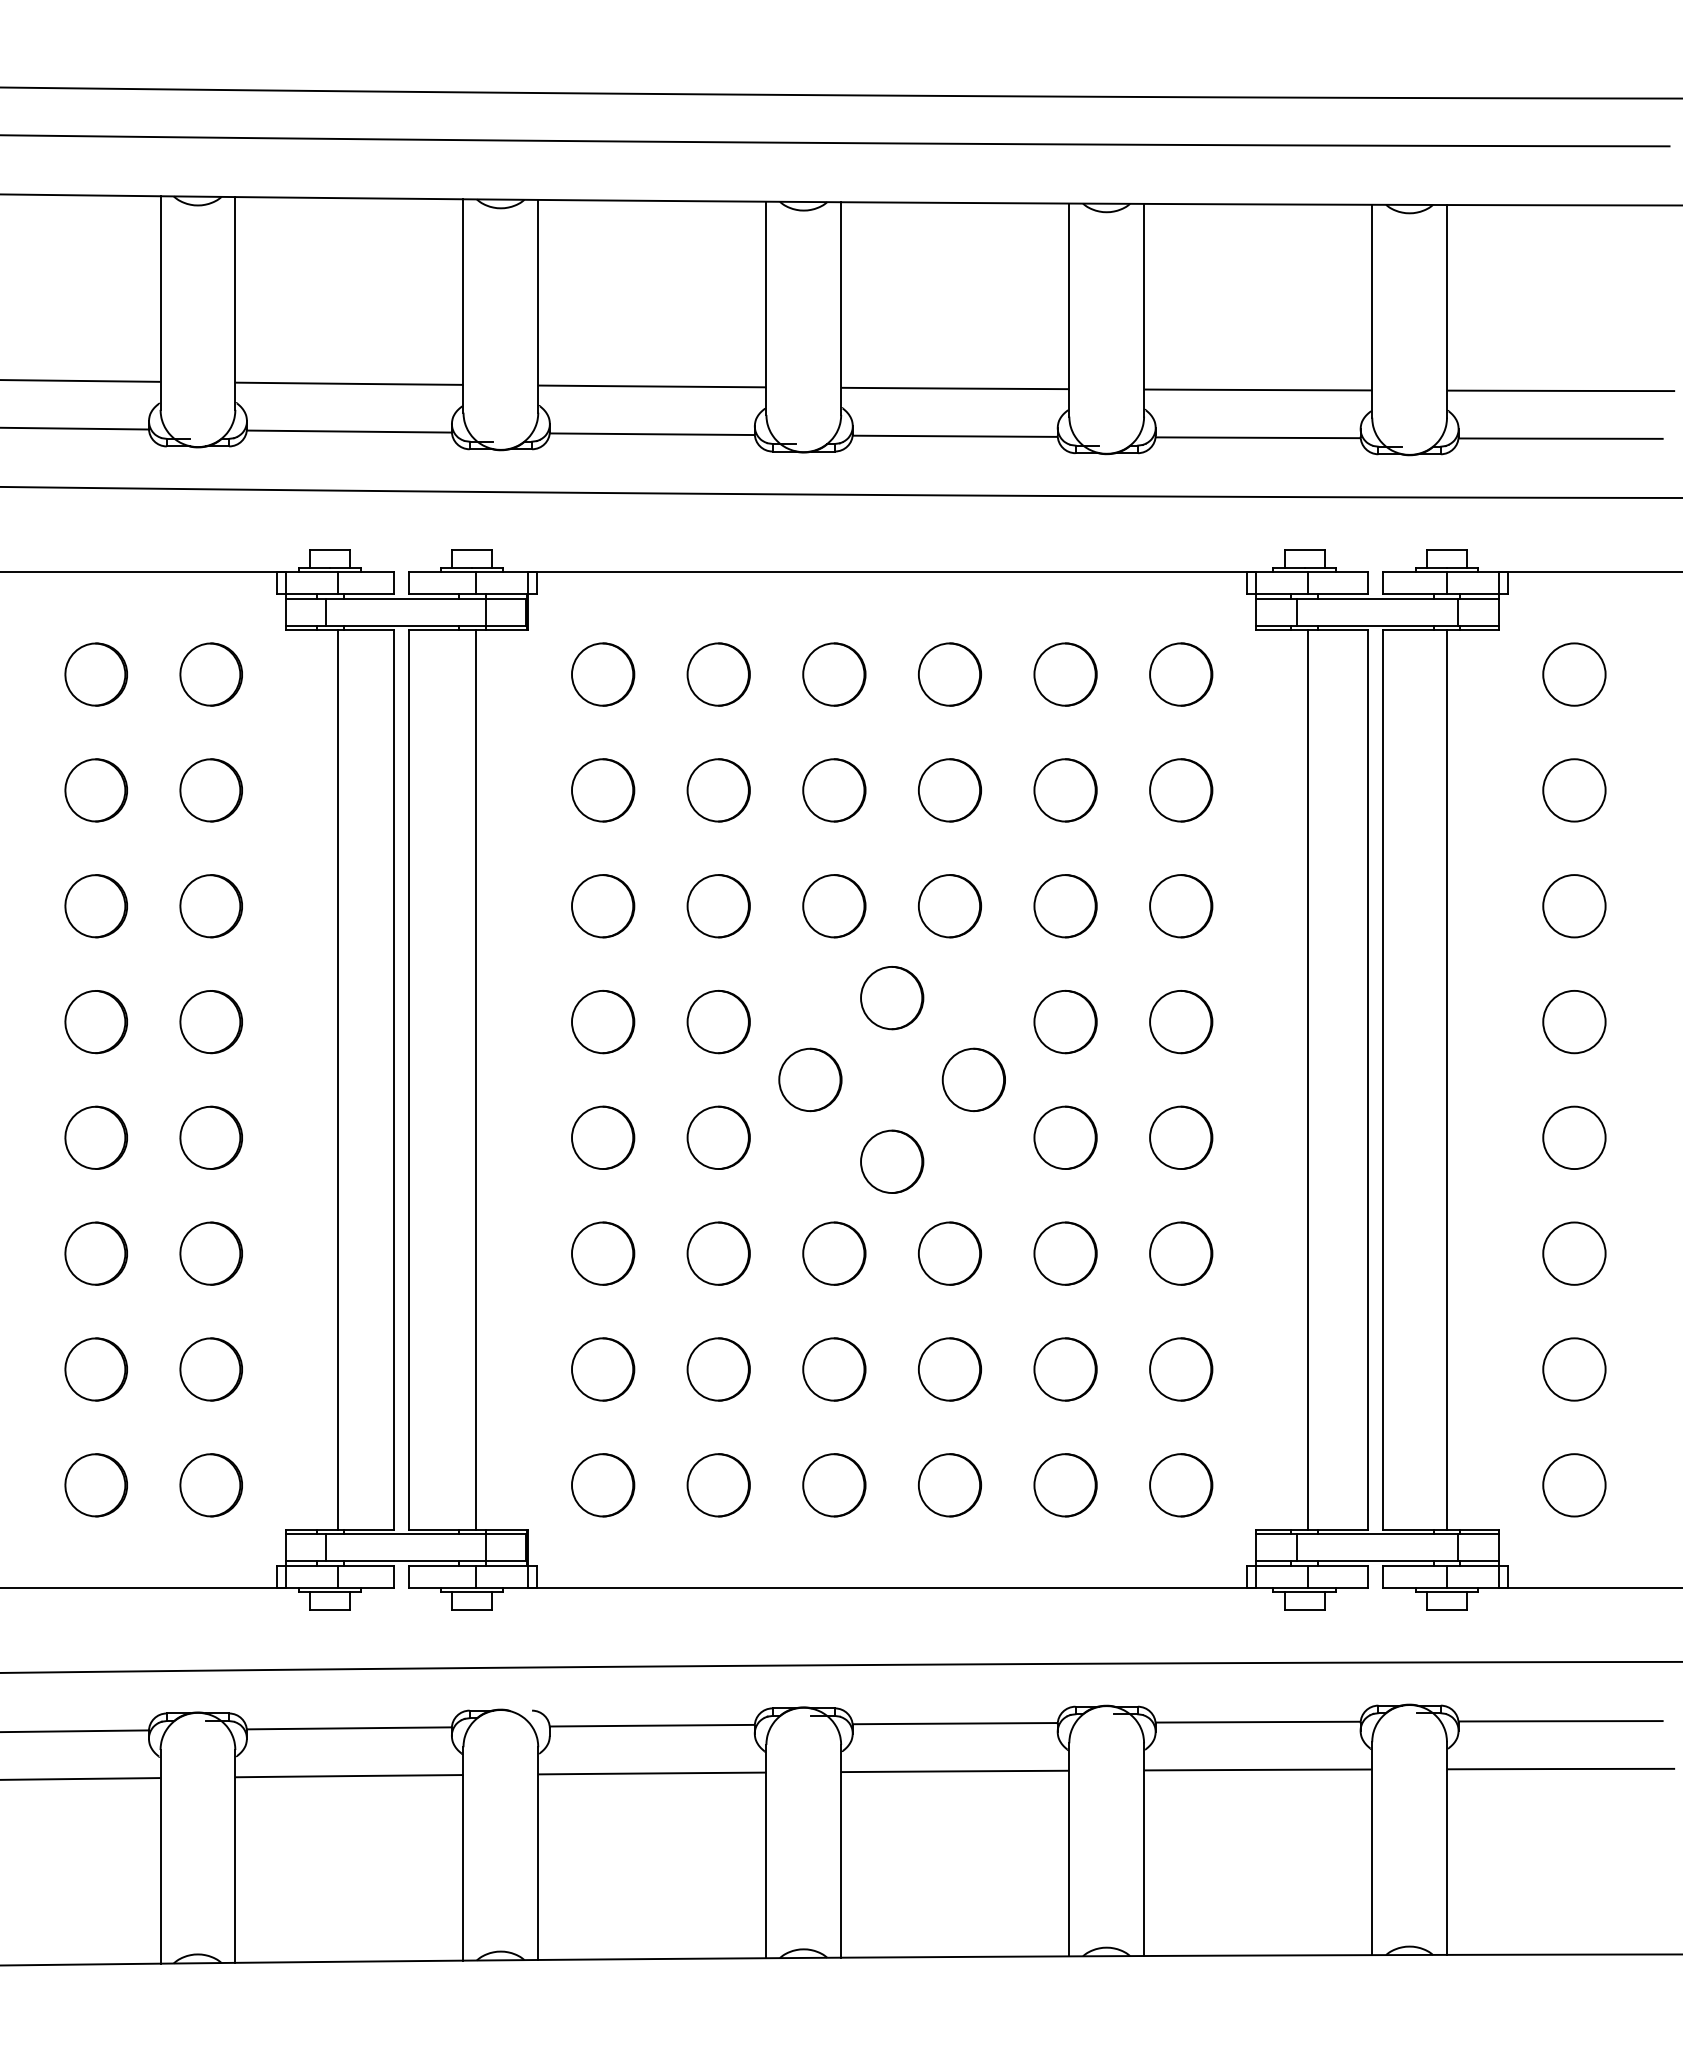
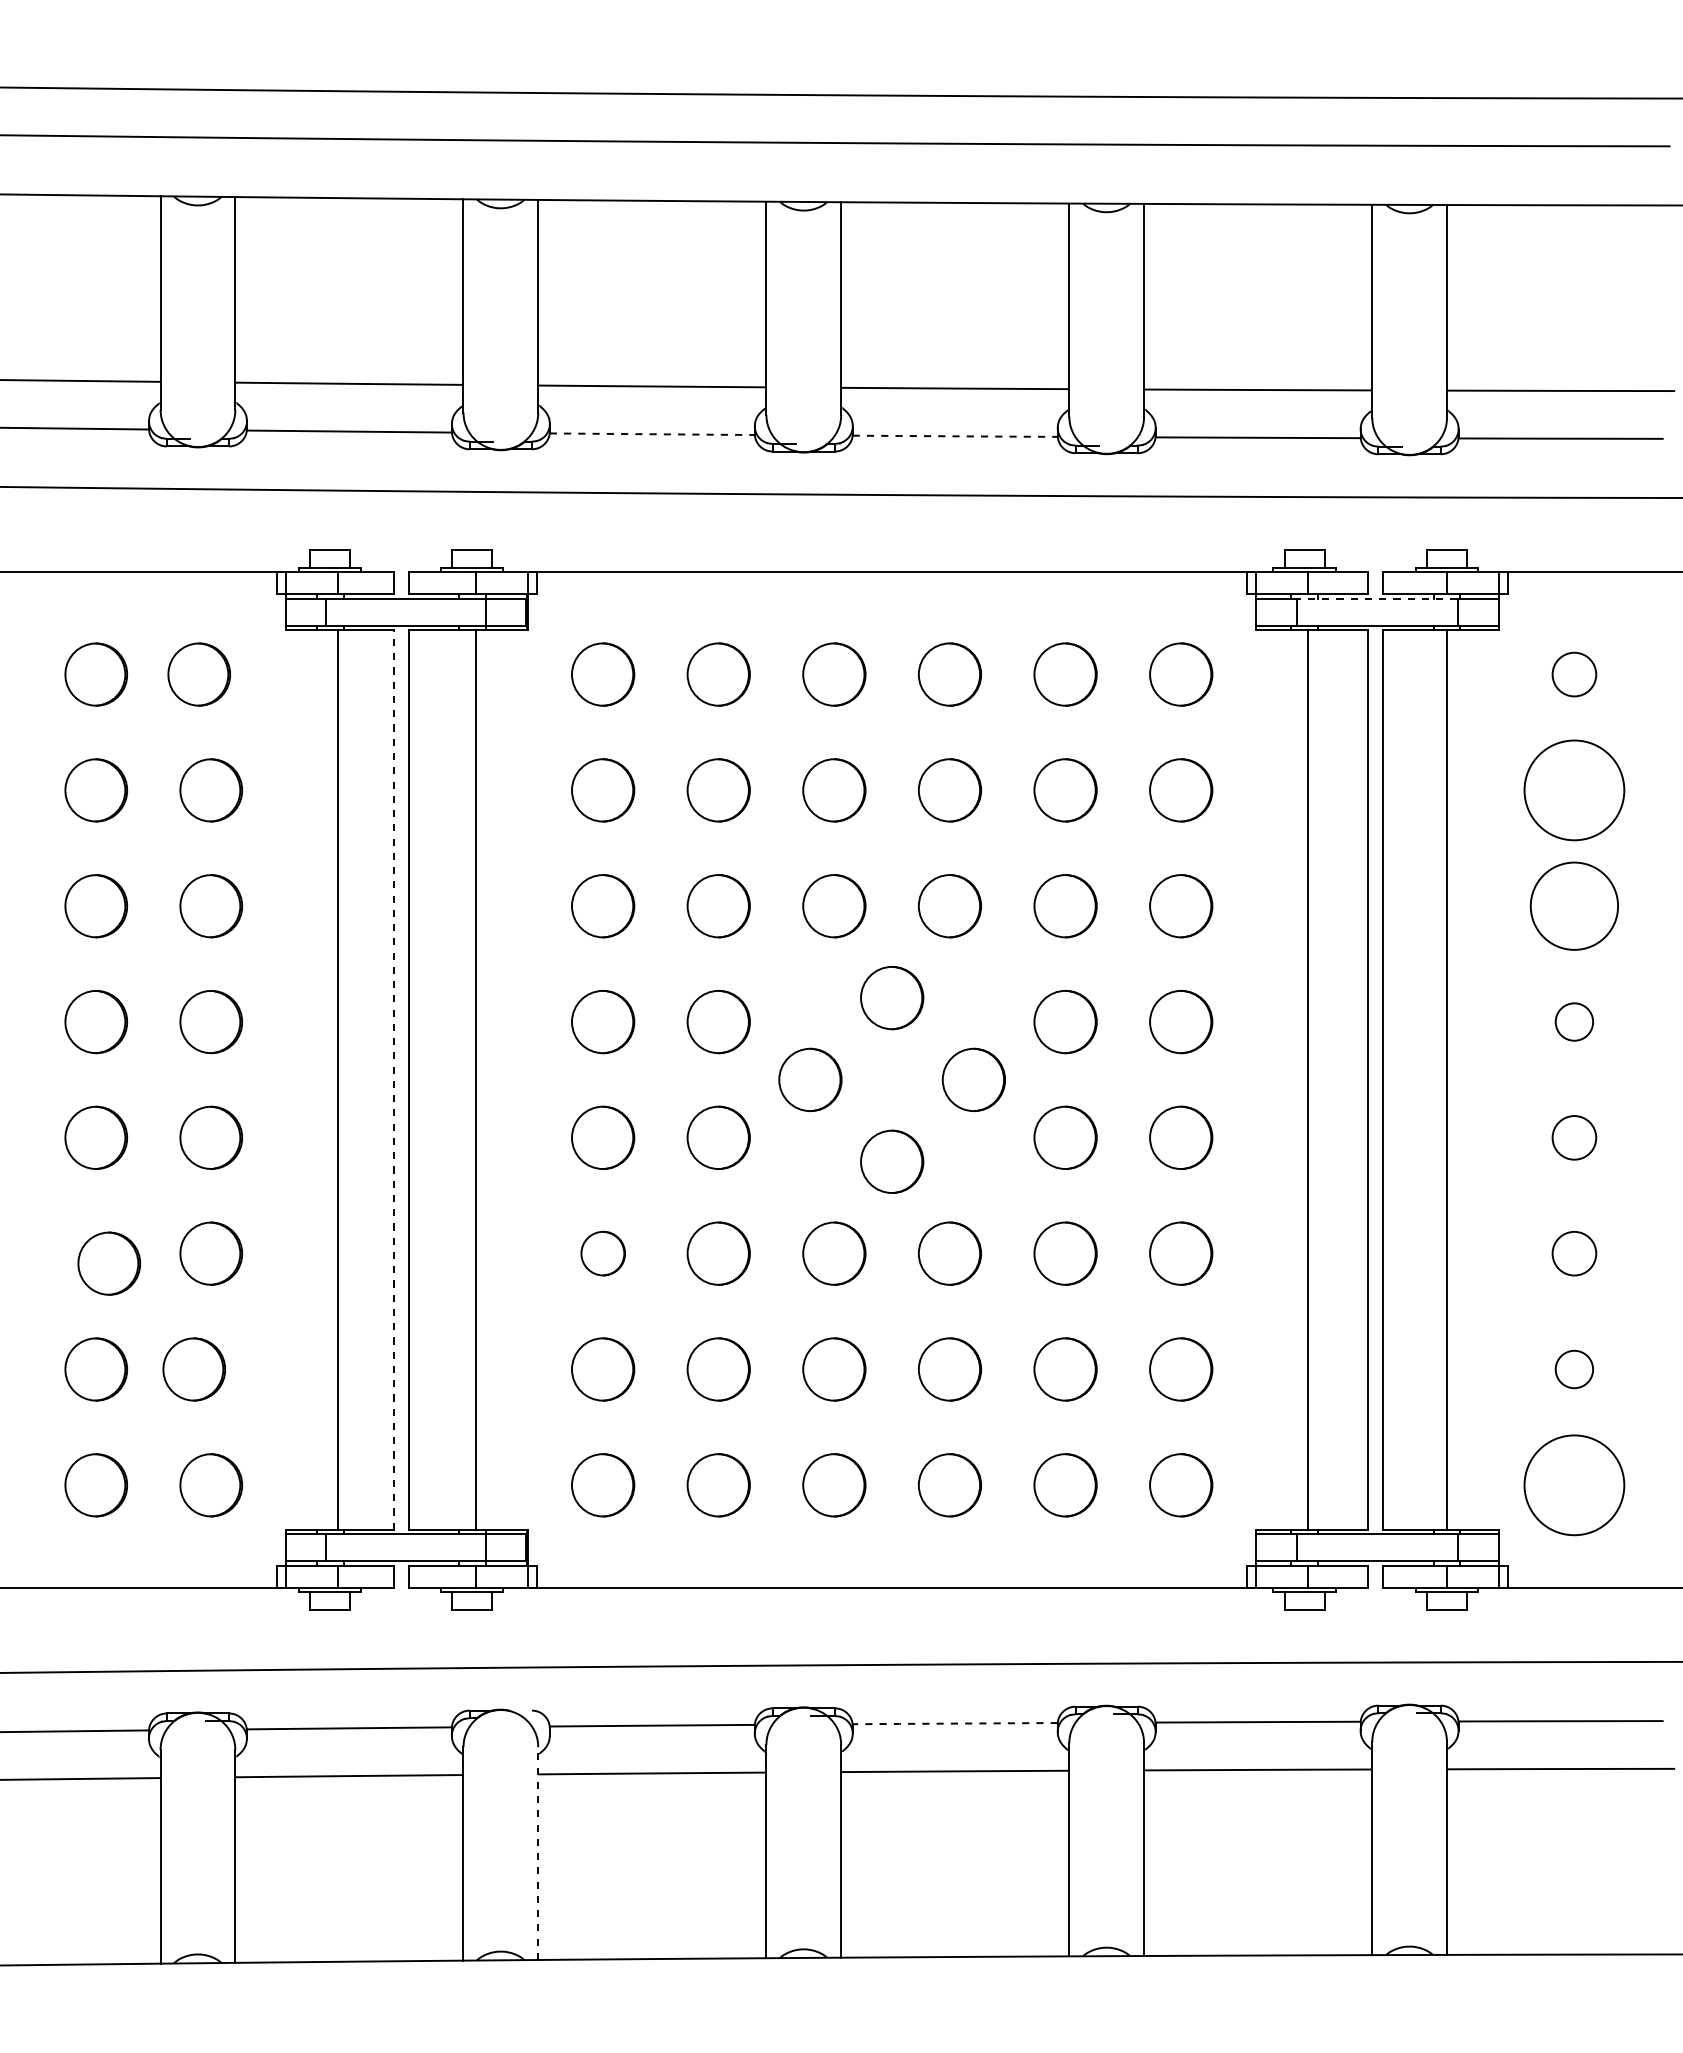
line: solid -> dashed (652, 434)
line: solid -> dashed (955, 436)
line: solid -> dashed (1376, 598)
part position: (210, 674) -> (198, 674) (198, 674)
circle diameter: 62 px -> 44 px (1574, 674)
circle diameter: 62 px -> 100 px (1574, 790)
circle diameter: 62 px -> 87 px (1574, 905)
circle diameter: 62 px -> 37 px (1574, 1021)
line: solid -> dashed (393, 1079)
circle diameter: 62 px -> 44 px (1574, 1137)
part position: (95, 1253) -> (108, 1263) (108, 1263)
circle size: 65x65 px -> 46x47 px (602, 1253)
circle diameter: 62 px -> 44 px (1574, 1253)
part position: (210, 1369) -> (193, 1369) (193, 1369)
circle diameter: 62 px -> 37 px (1574, 1369)
circle diameter: 62 px -> 100 px (1574, 1485)
line: solid -> dashed (955, 1723)
line: solid -> dashed (538, 1853)
